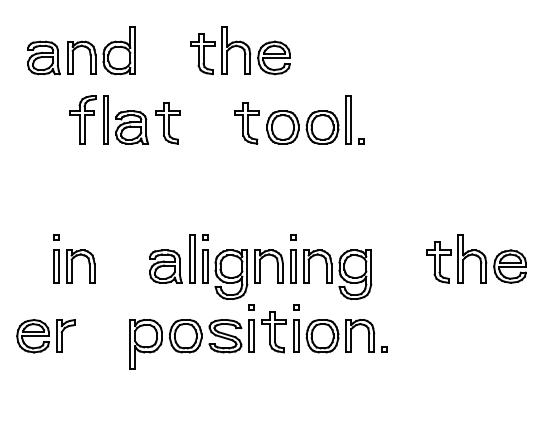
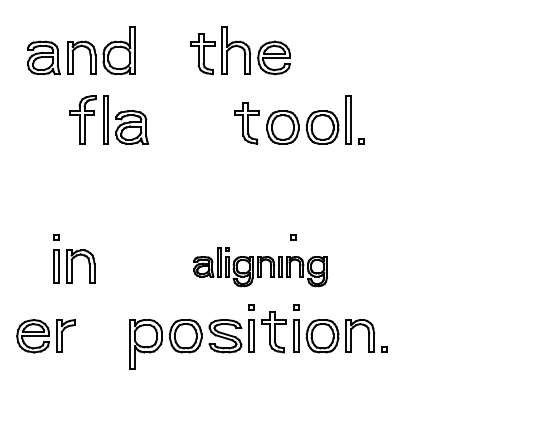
part: present -> none (167, 123)
part: present -> none (476, 258)
part size: 224x66 px -> 136x41 px (260, 267)
